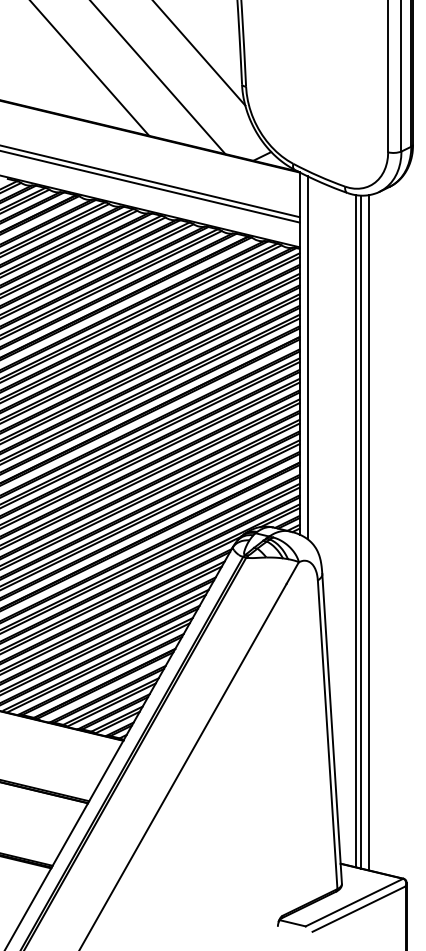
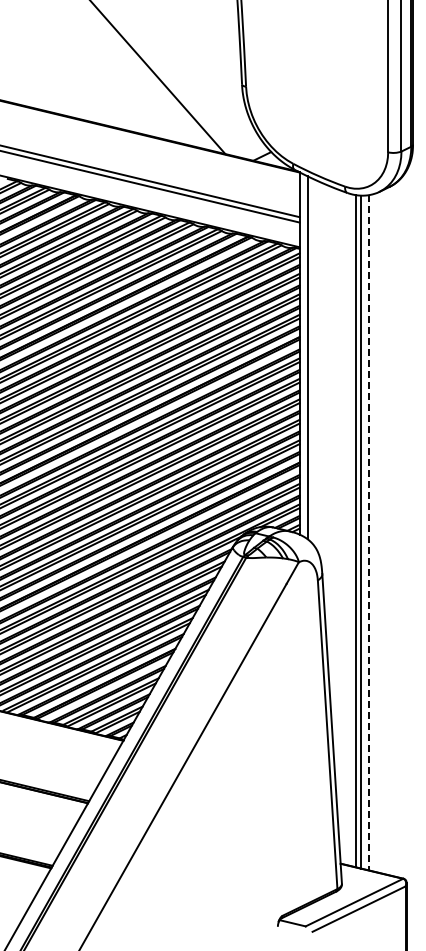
line: present -> none (199, 53)
line: present -> none (90, 68)
line: solid -> dashed (368, 532)
